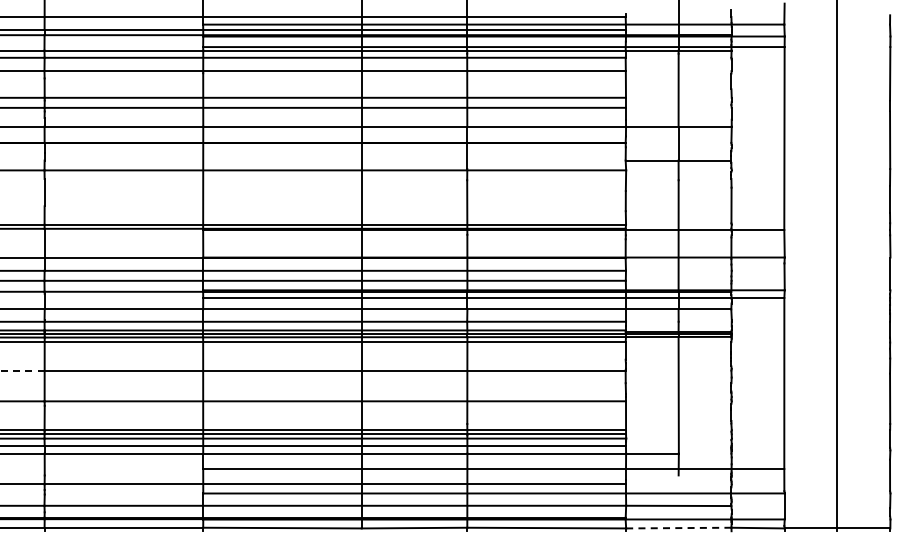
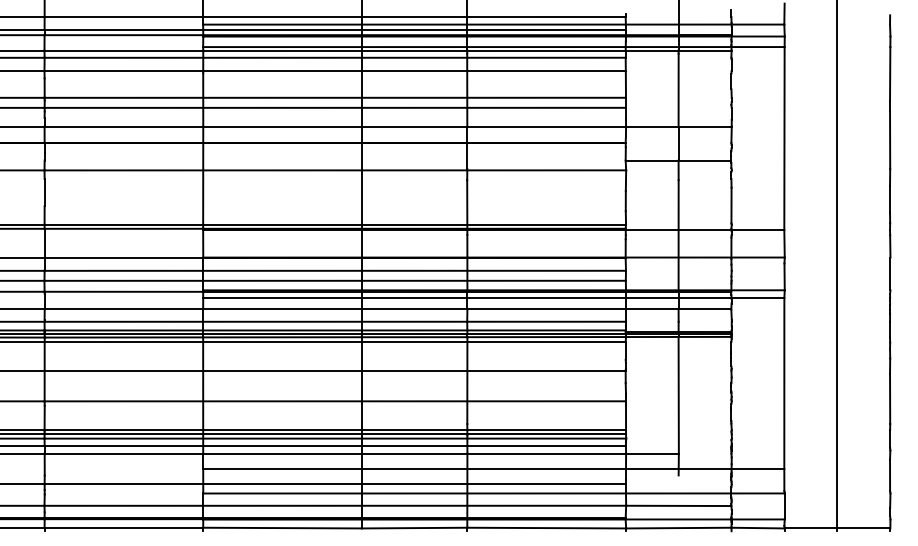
line: dashed -> solid (22, 370)
line: dashed -> solid (678, 528)
